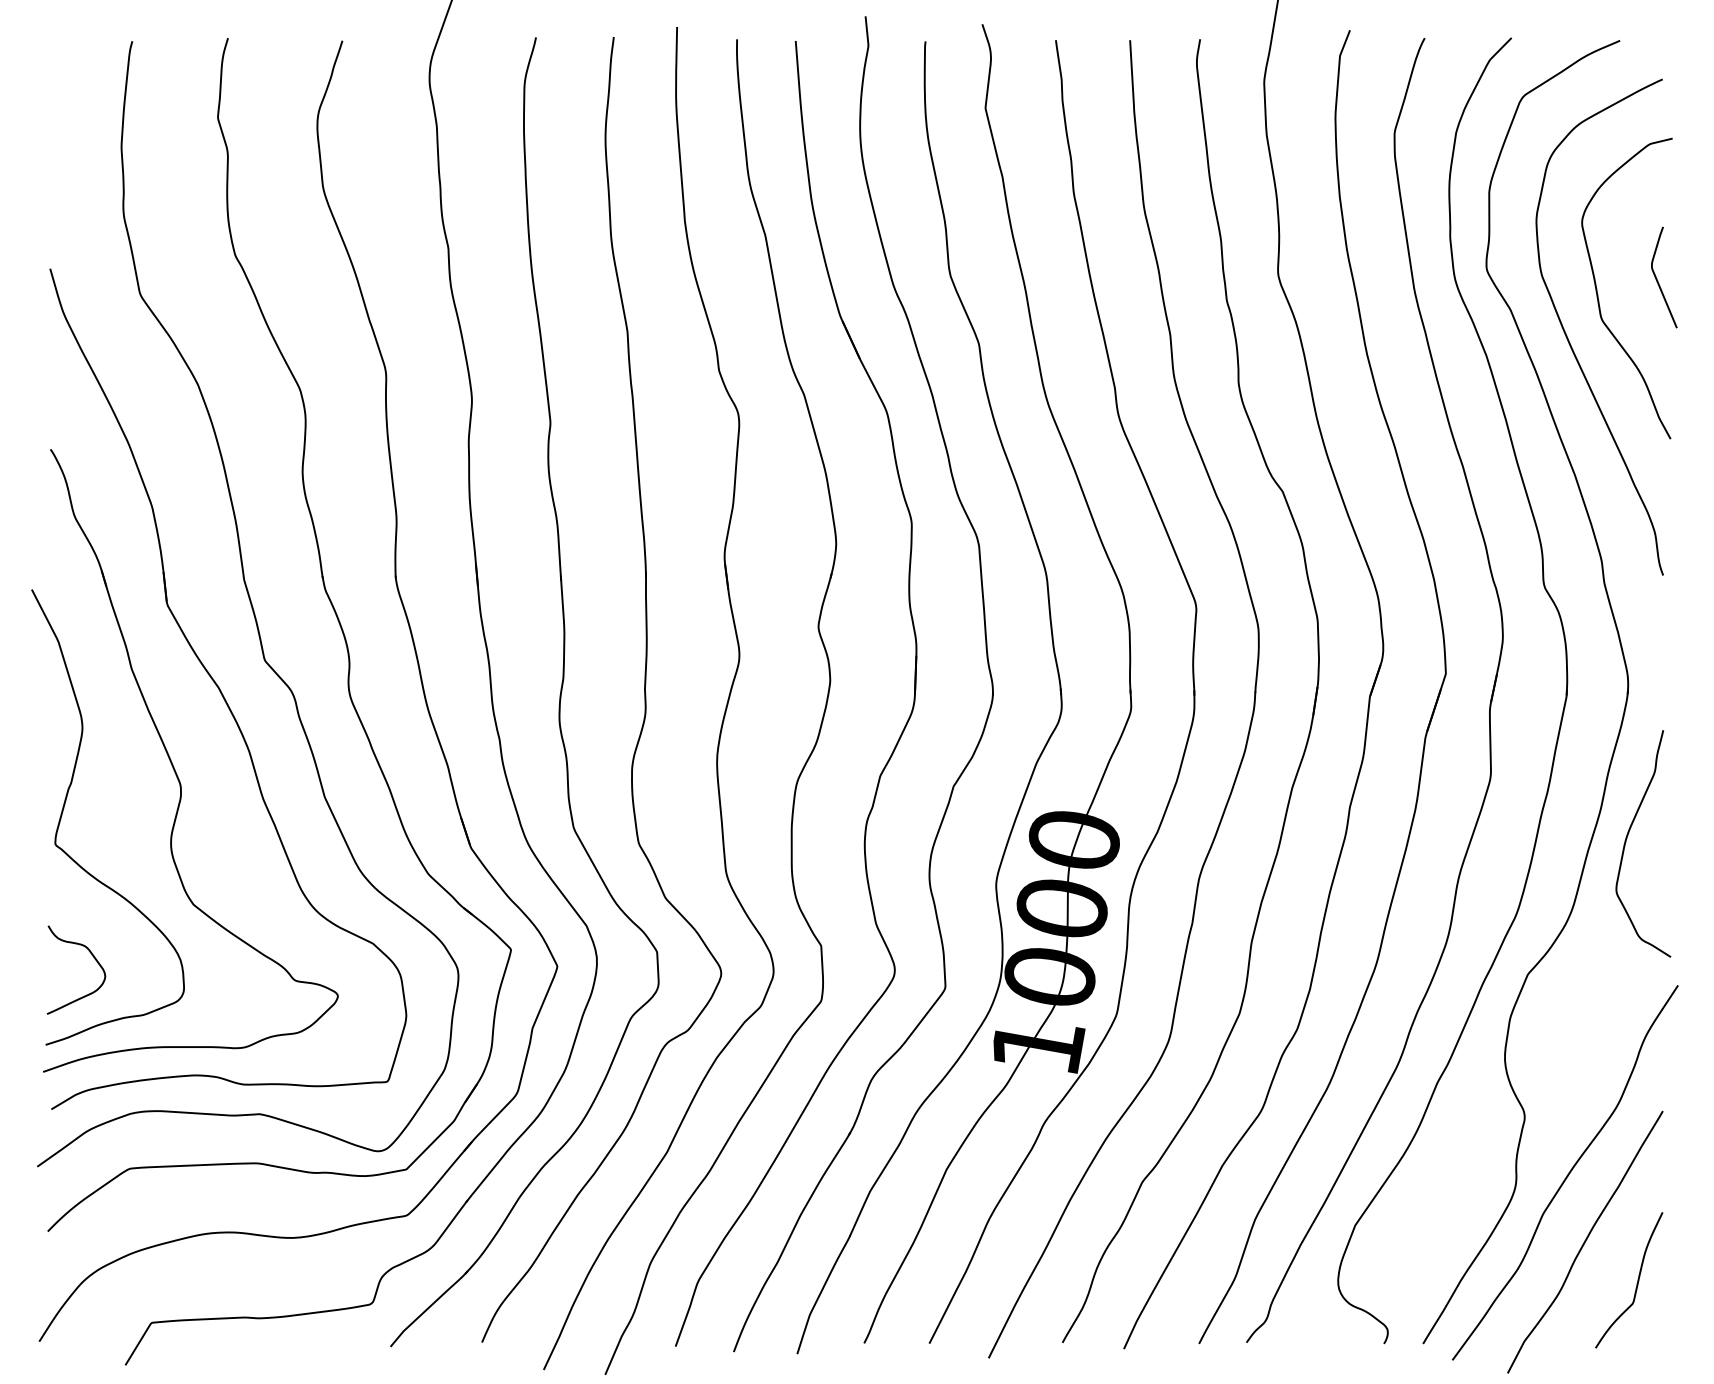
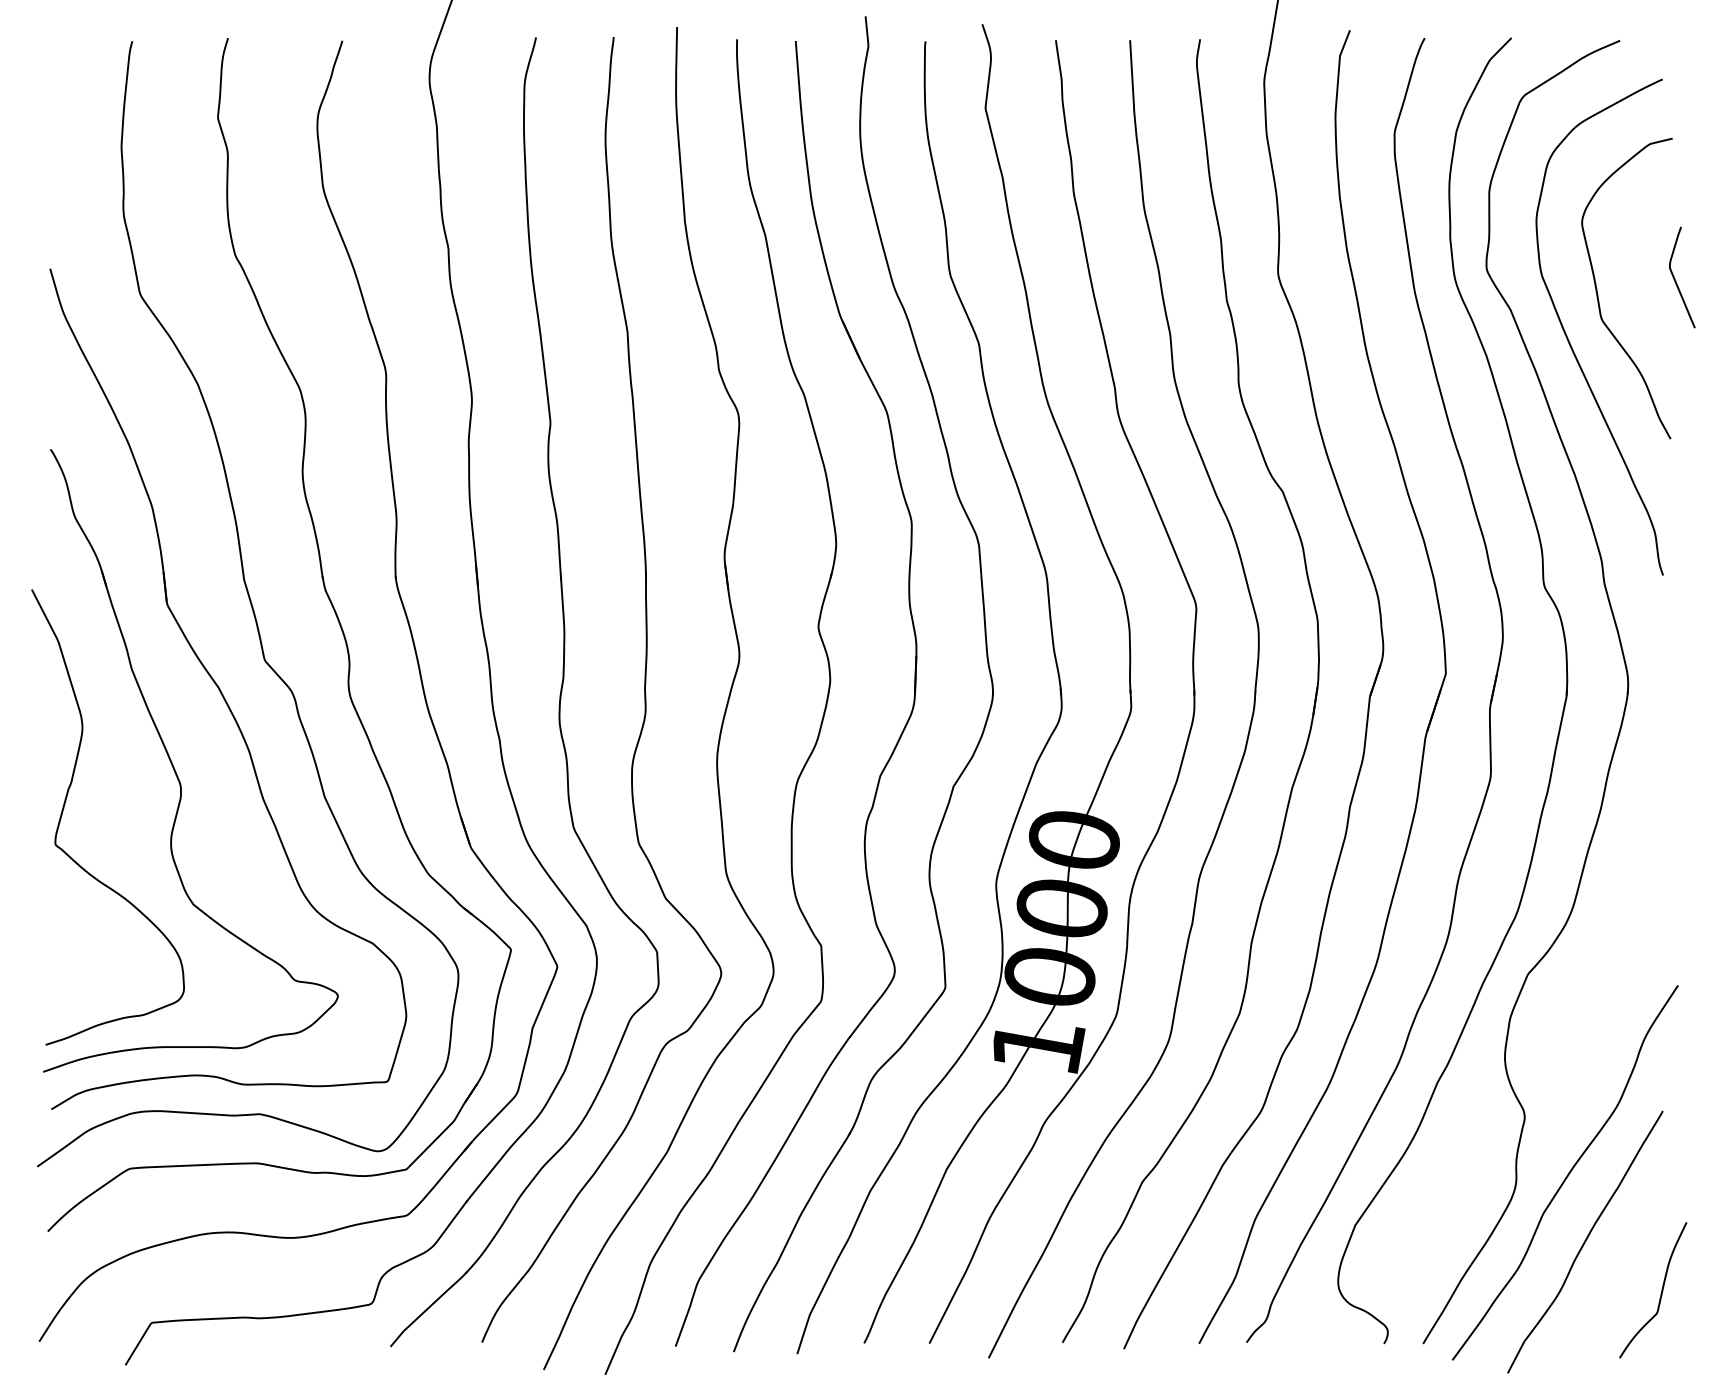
curve position: (1657, 278) -> (1675, 278) (1675, 278)
curve: present -> none (1627, 838)
curve: present -> none (91, 955)
curve position: (1636, 1283) -> (1660, 1293) (1660, 1293)
